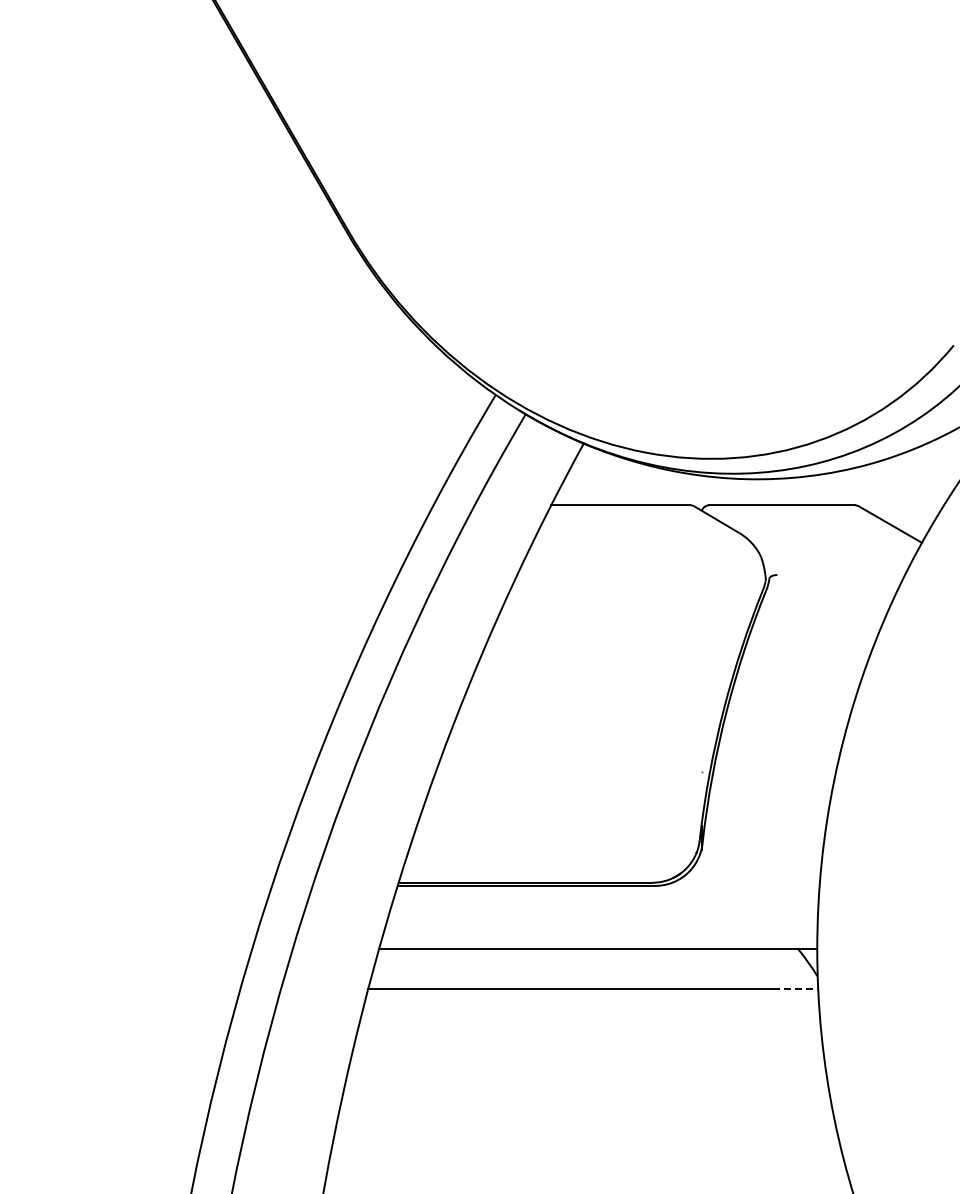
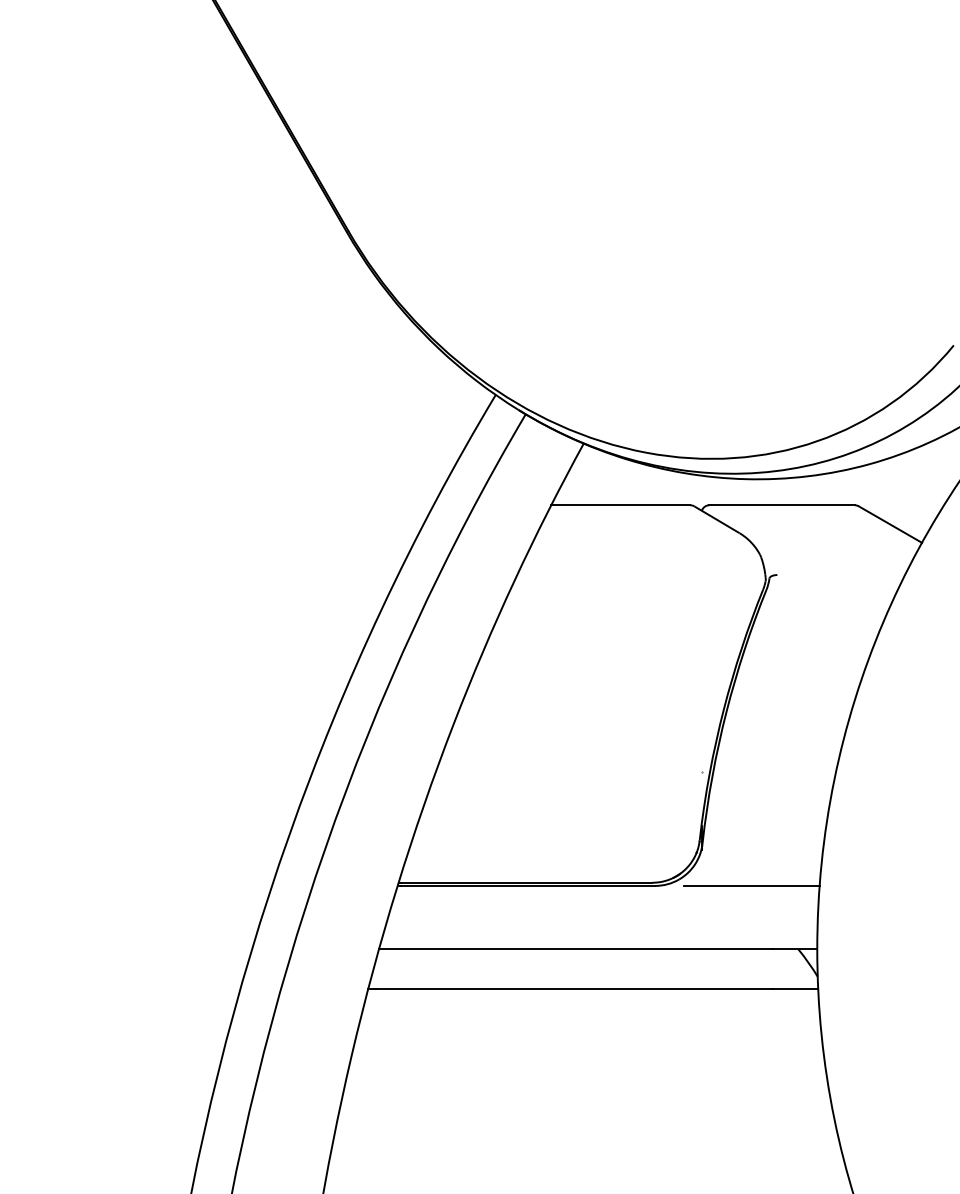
line: none -> present (751, 885)
line: dashed -> solid (795, 989)
